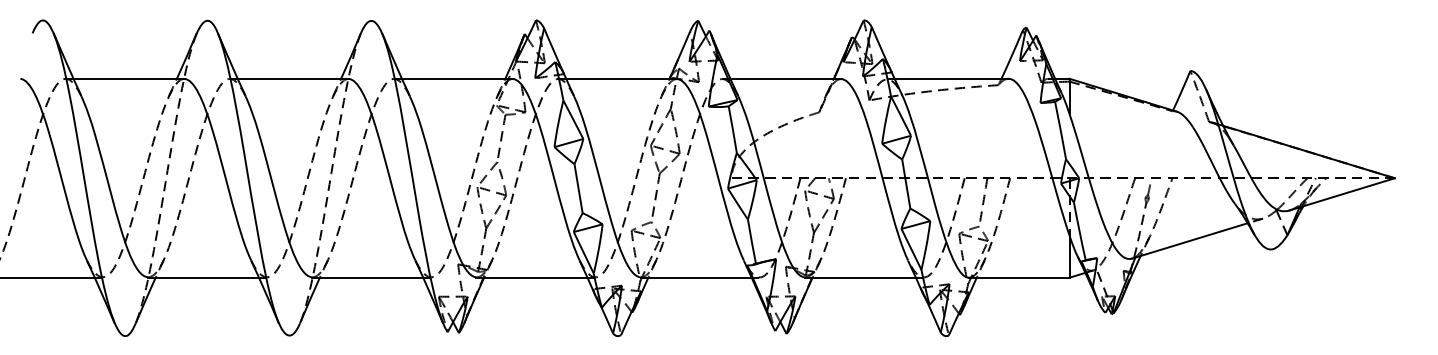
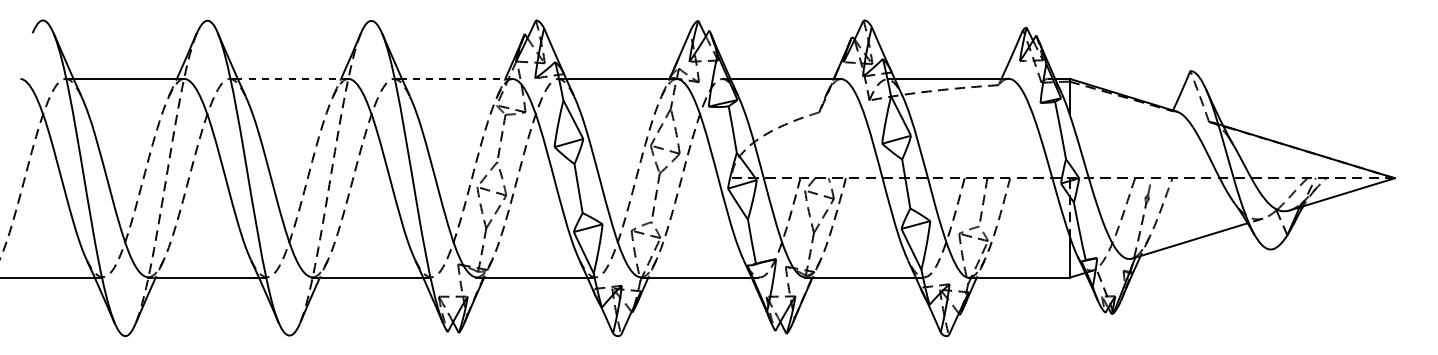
line: solid -> dashed (293, 78)
line: solid -> dashed (457, 78)
